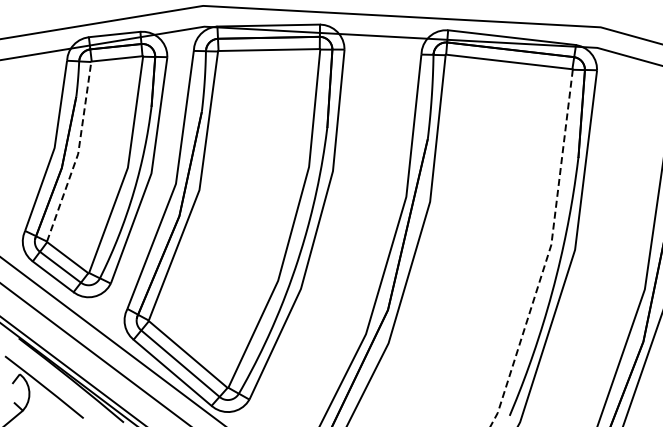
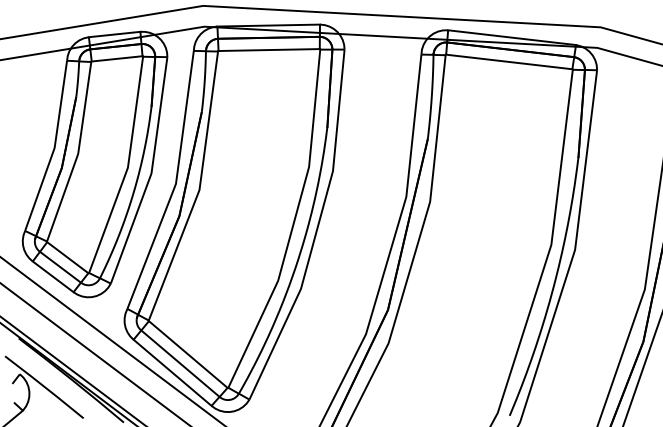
line: dashed -> solid (78, 154)
line: dashed -> solid (548, 252)
